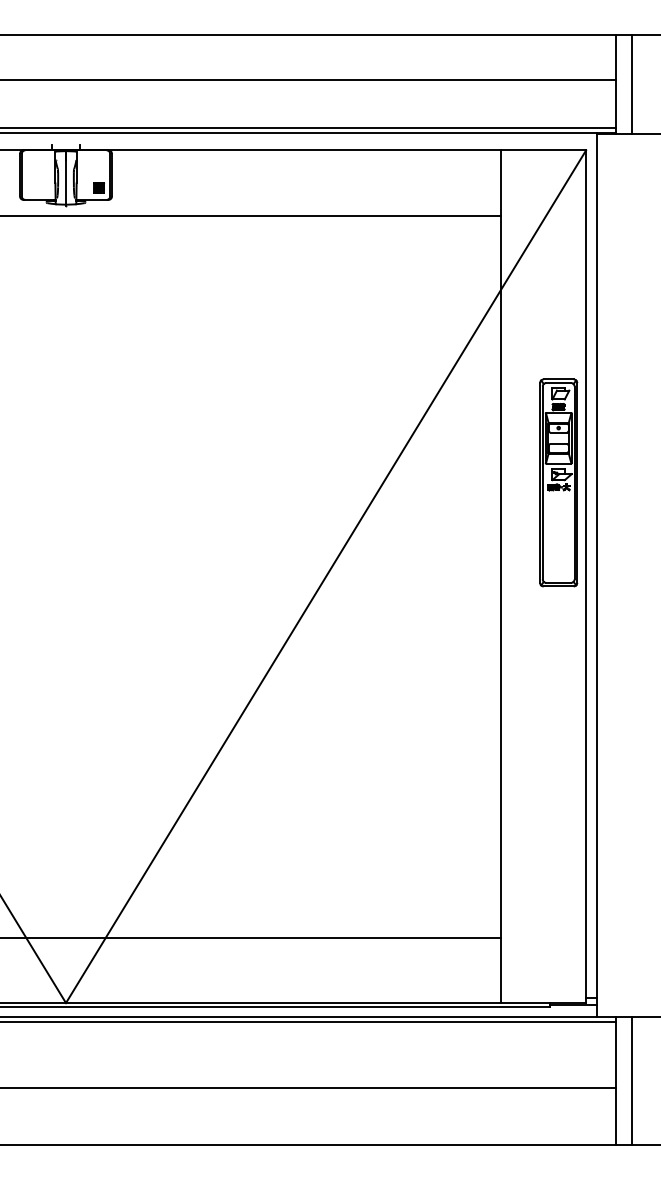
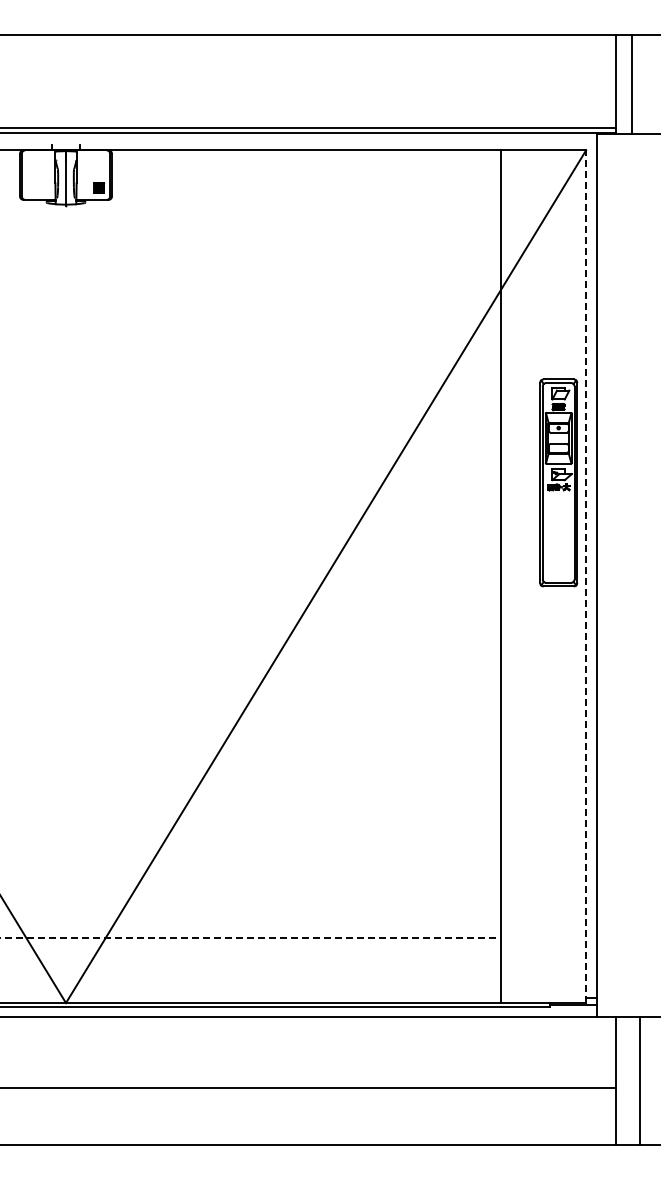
line: present -> none (309, 79)
line: present -> none (251, 215)
line: solid -> dashed (586, 576)
line: solid -> dashed (251, 937)
line: present -> none (309, 1021)
line position: (632, 1080) -> (640, 1080) (640, 1080)
